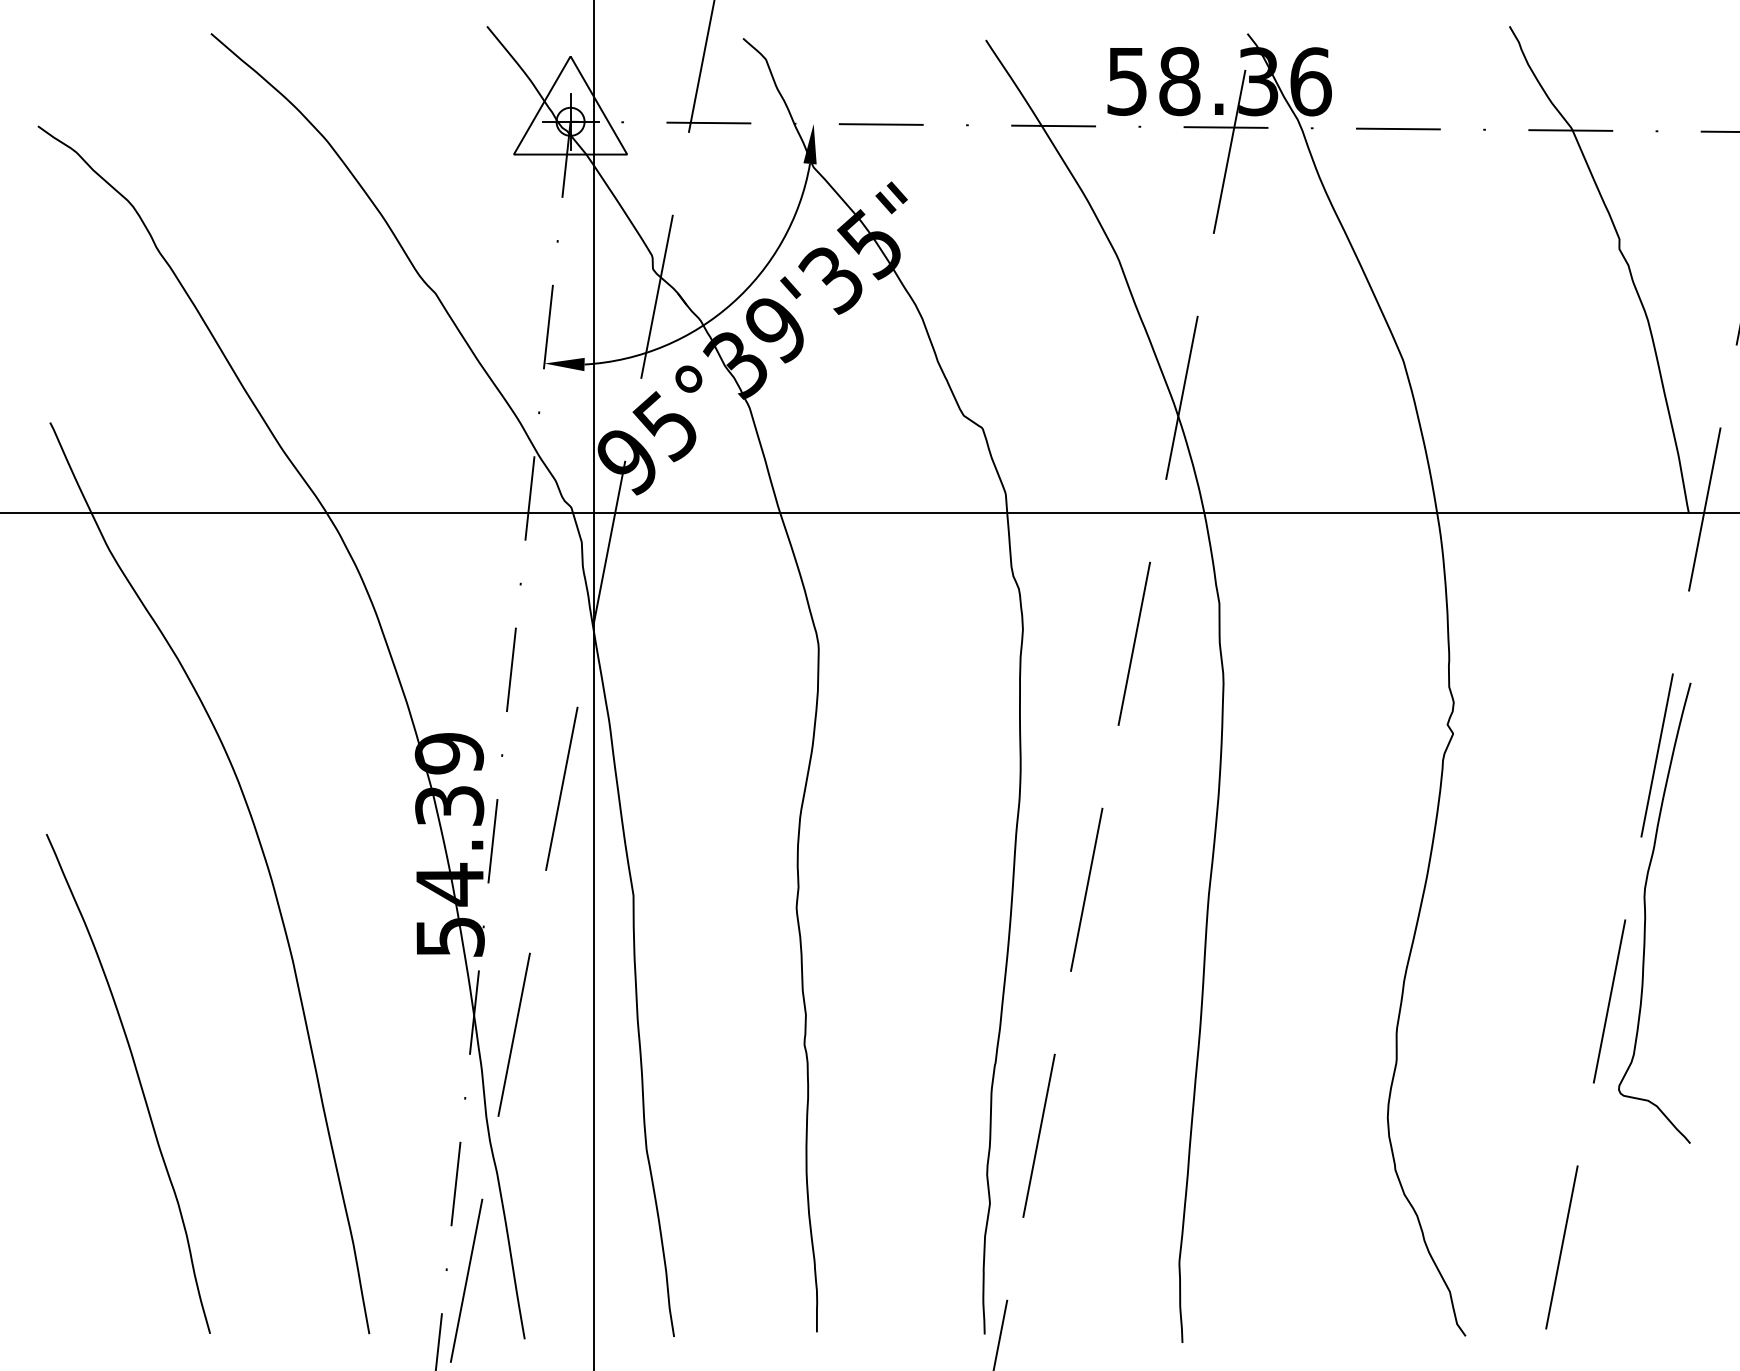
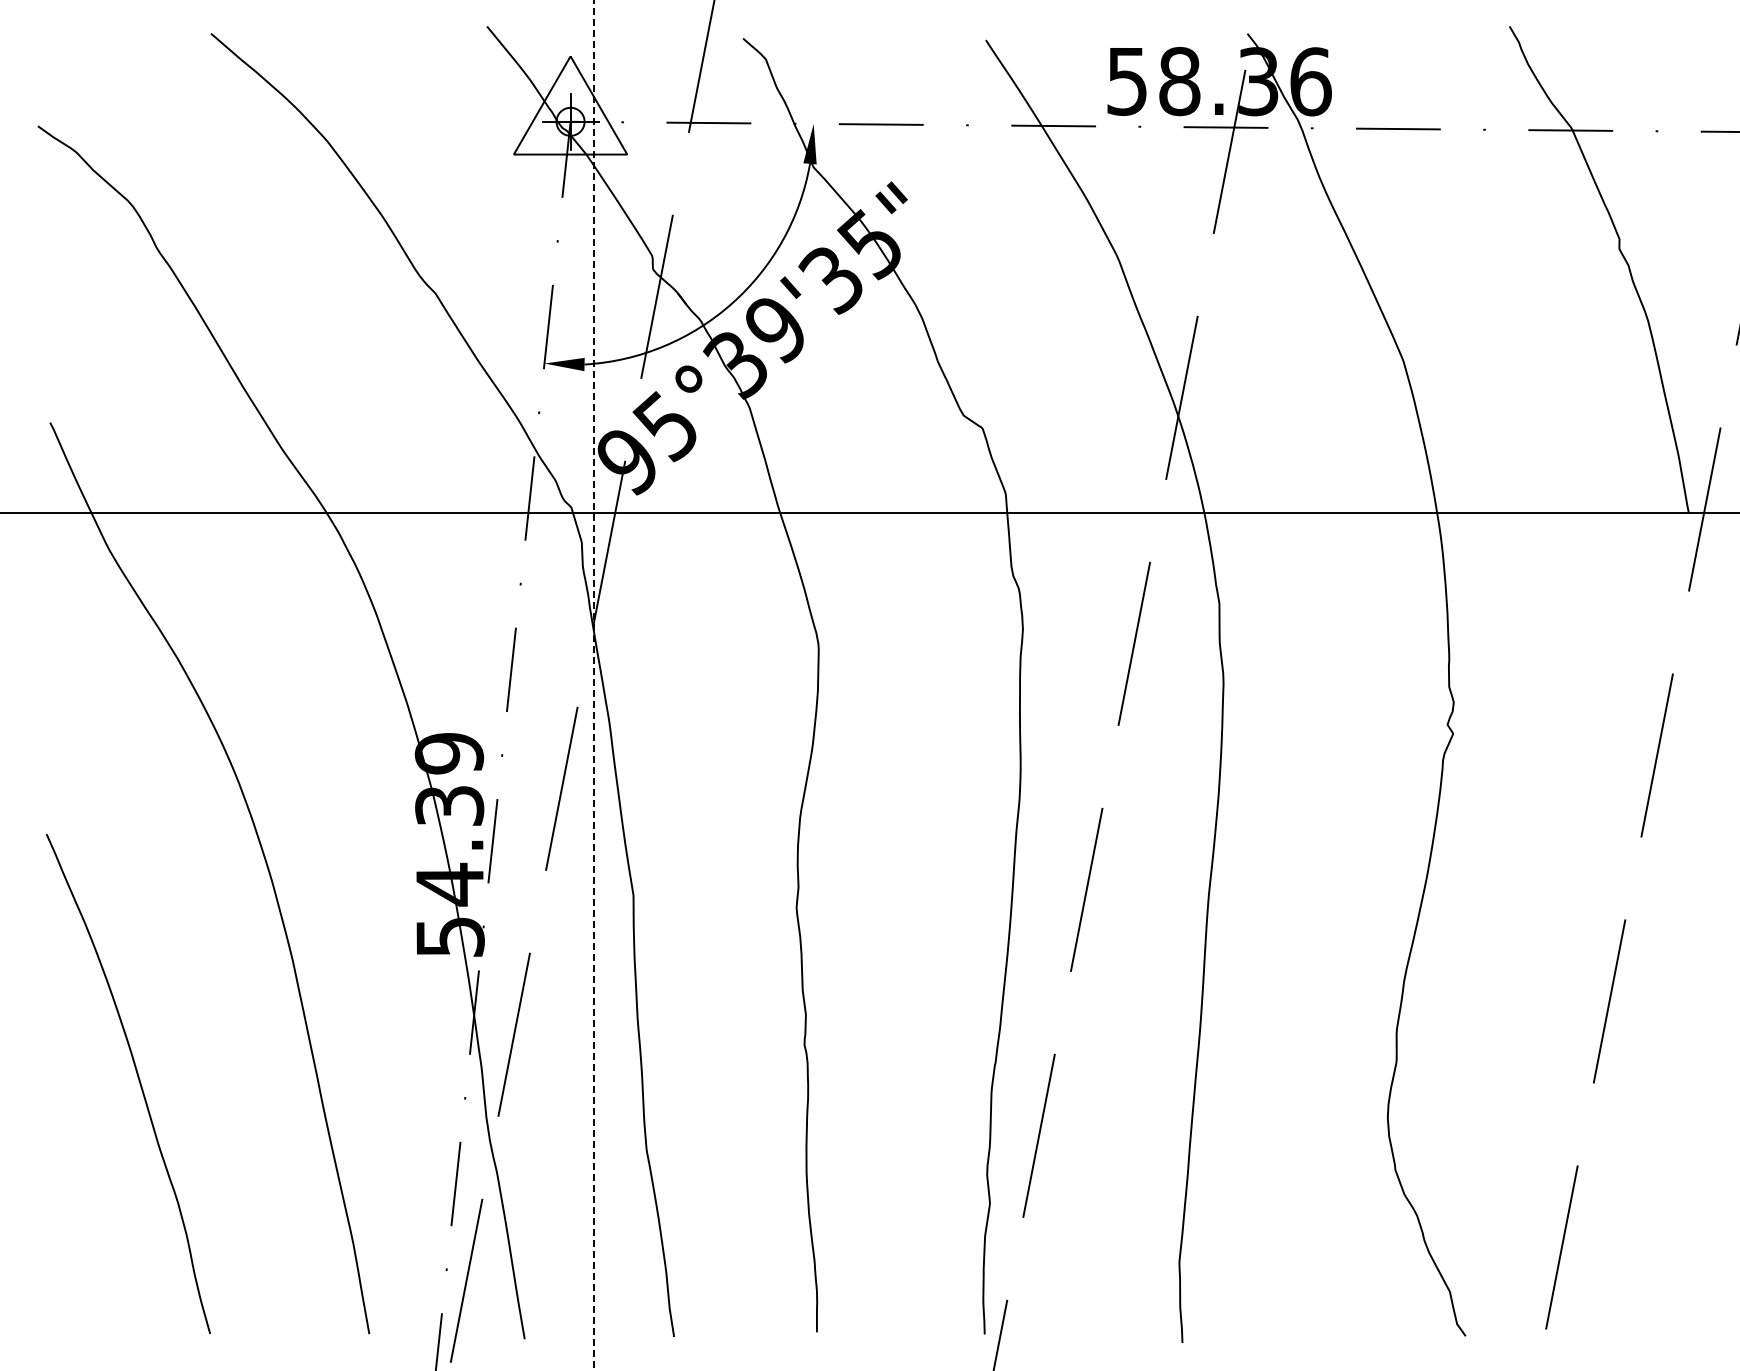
line: solid -> dashed (593, 685)
curve: present -> none (1646, 916)
